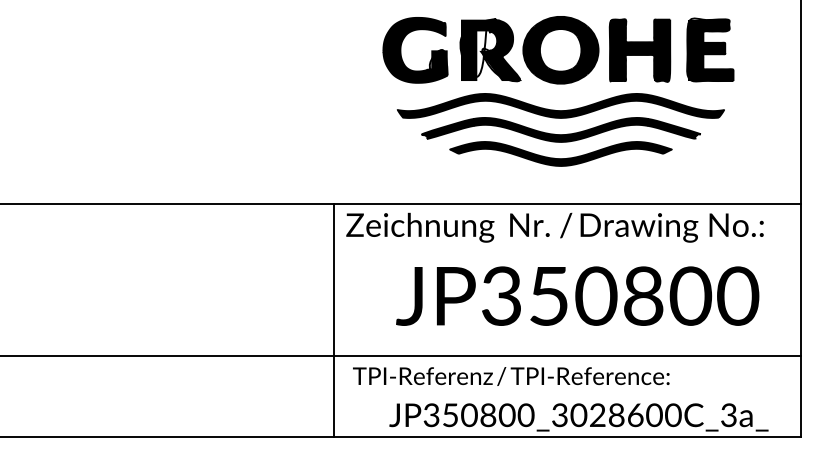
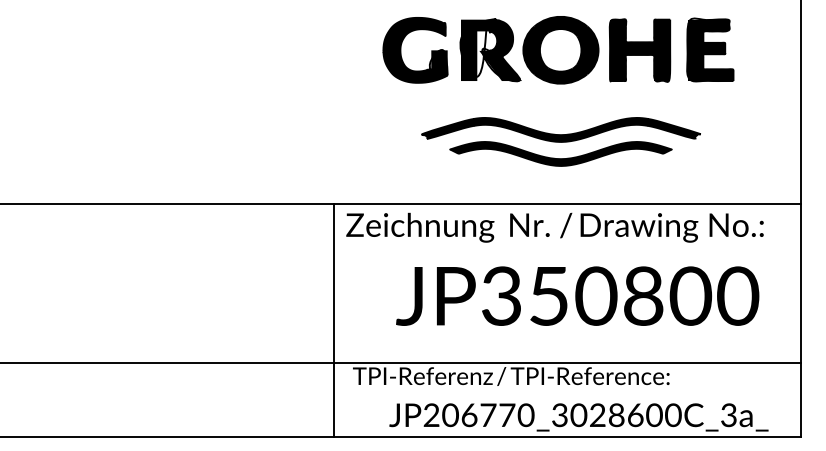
part: present -> none (560, 105)
line position: (401, 355) -> (401, 362) (401, 362)
text: JP350800_3028600C_3a_ -> JP206770_3028600C_3a_ (469, 415)
